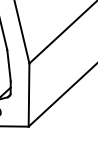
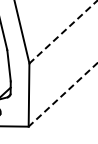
line: solid -> dashed (63, 32)
line: solid -> dashed (63, 94)
